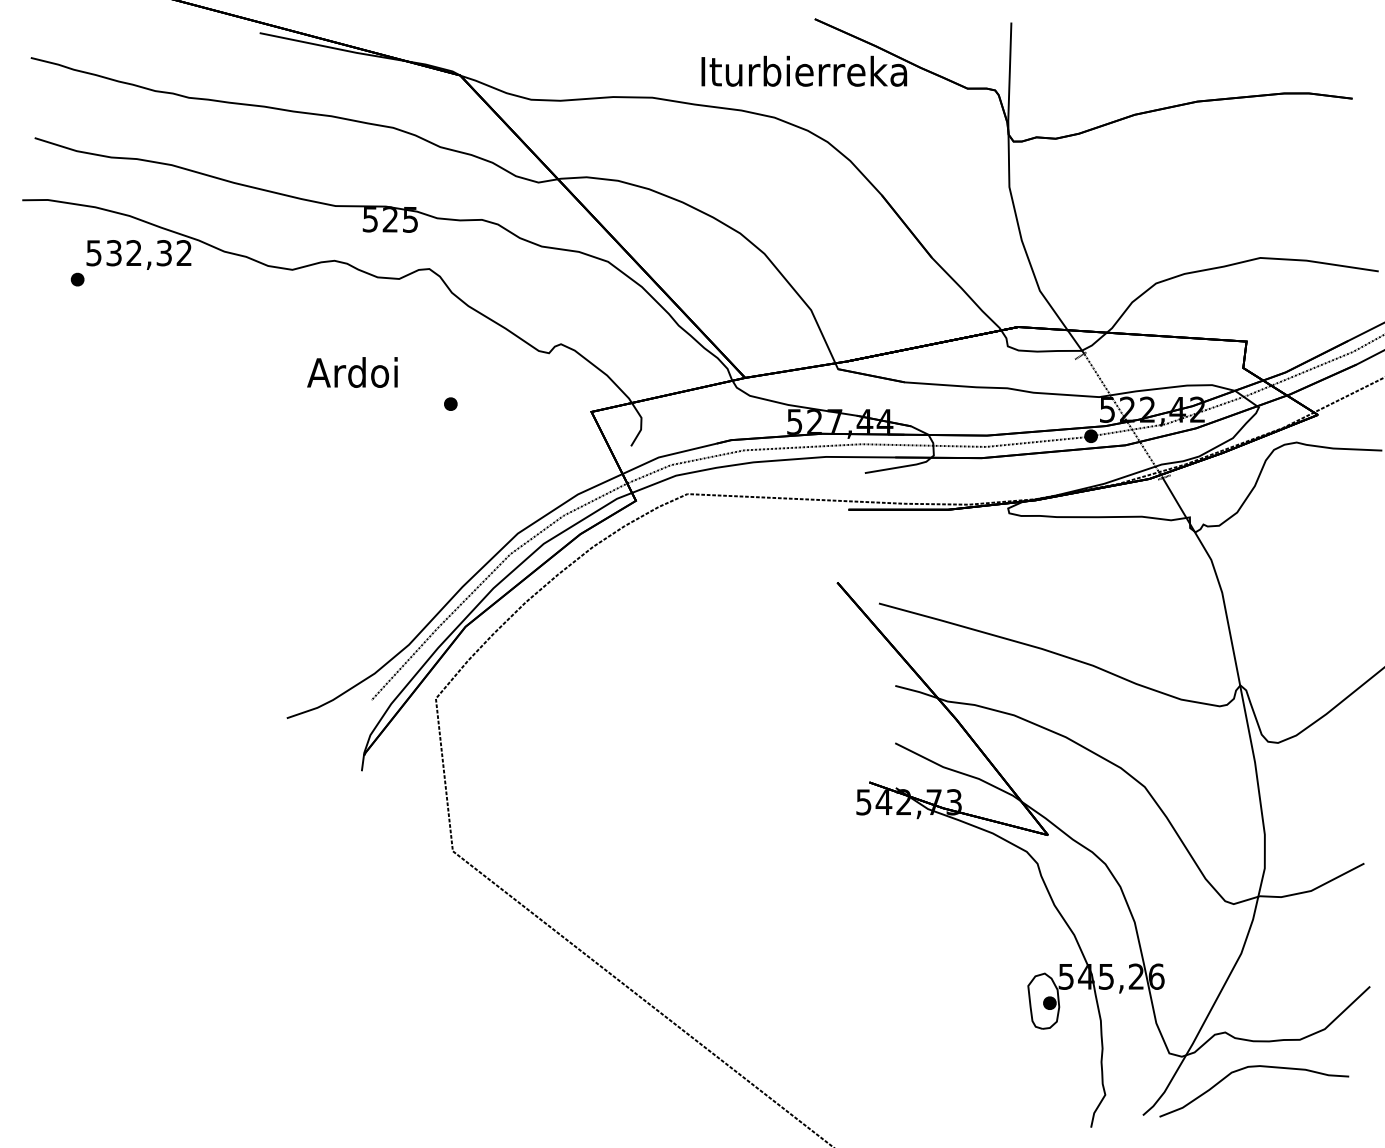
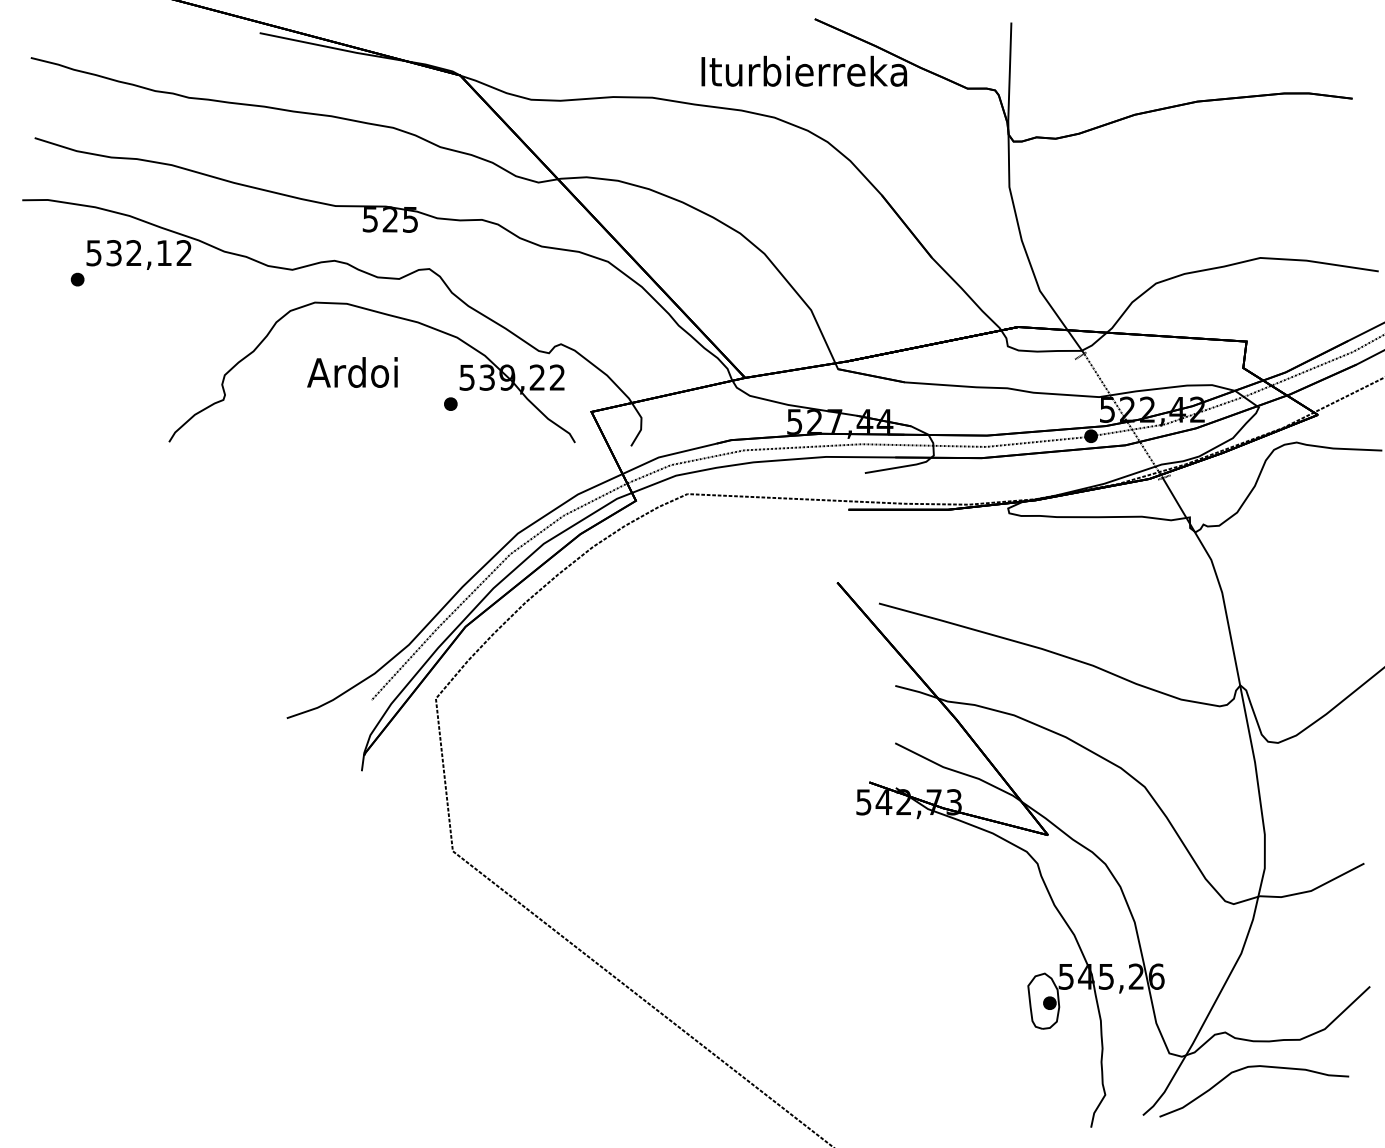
text: 532,32 -> 532,12 (163, 253)
part: none -> present (385, 315)
